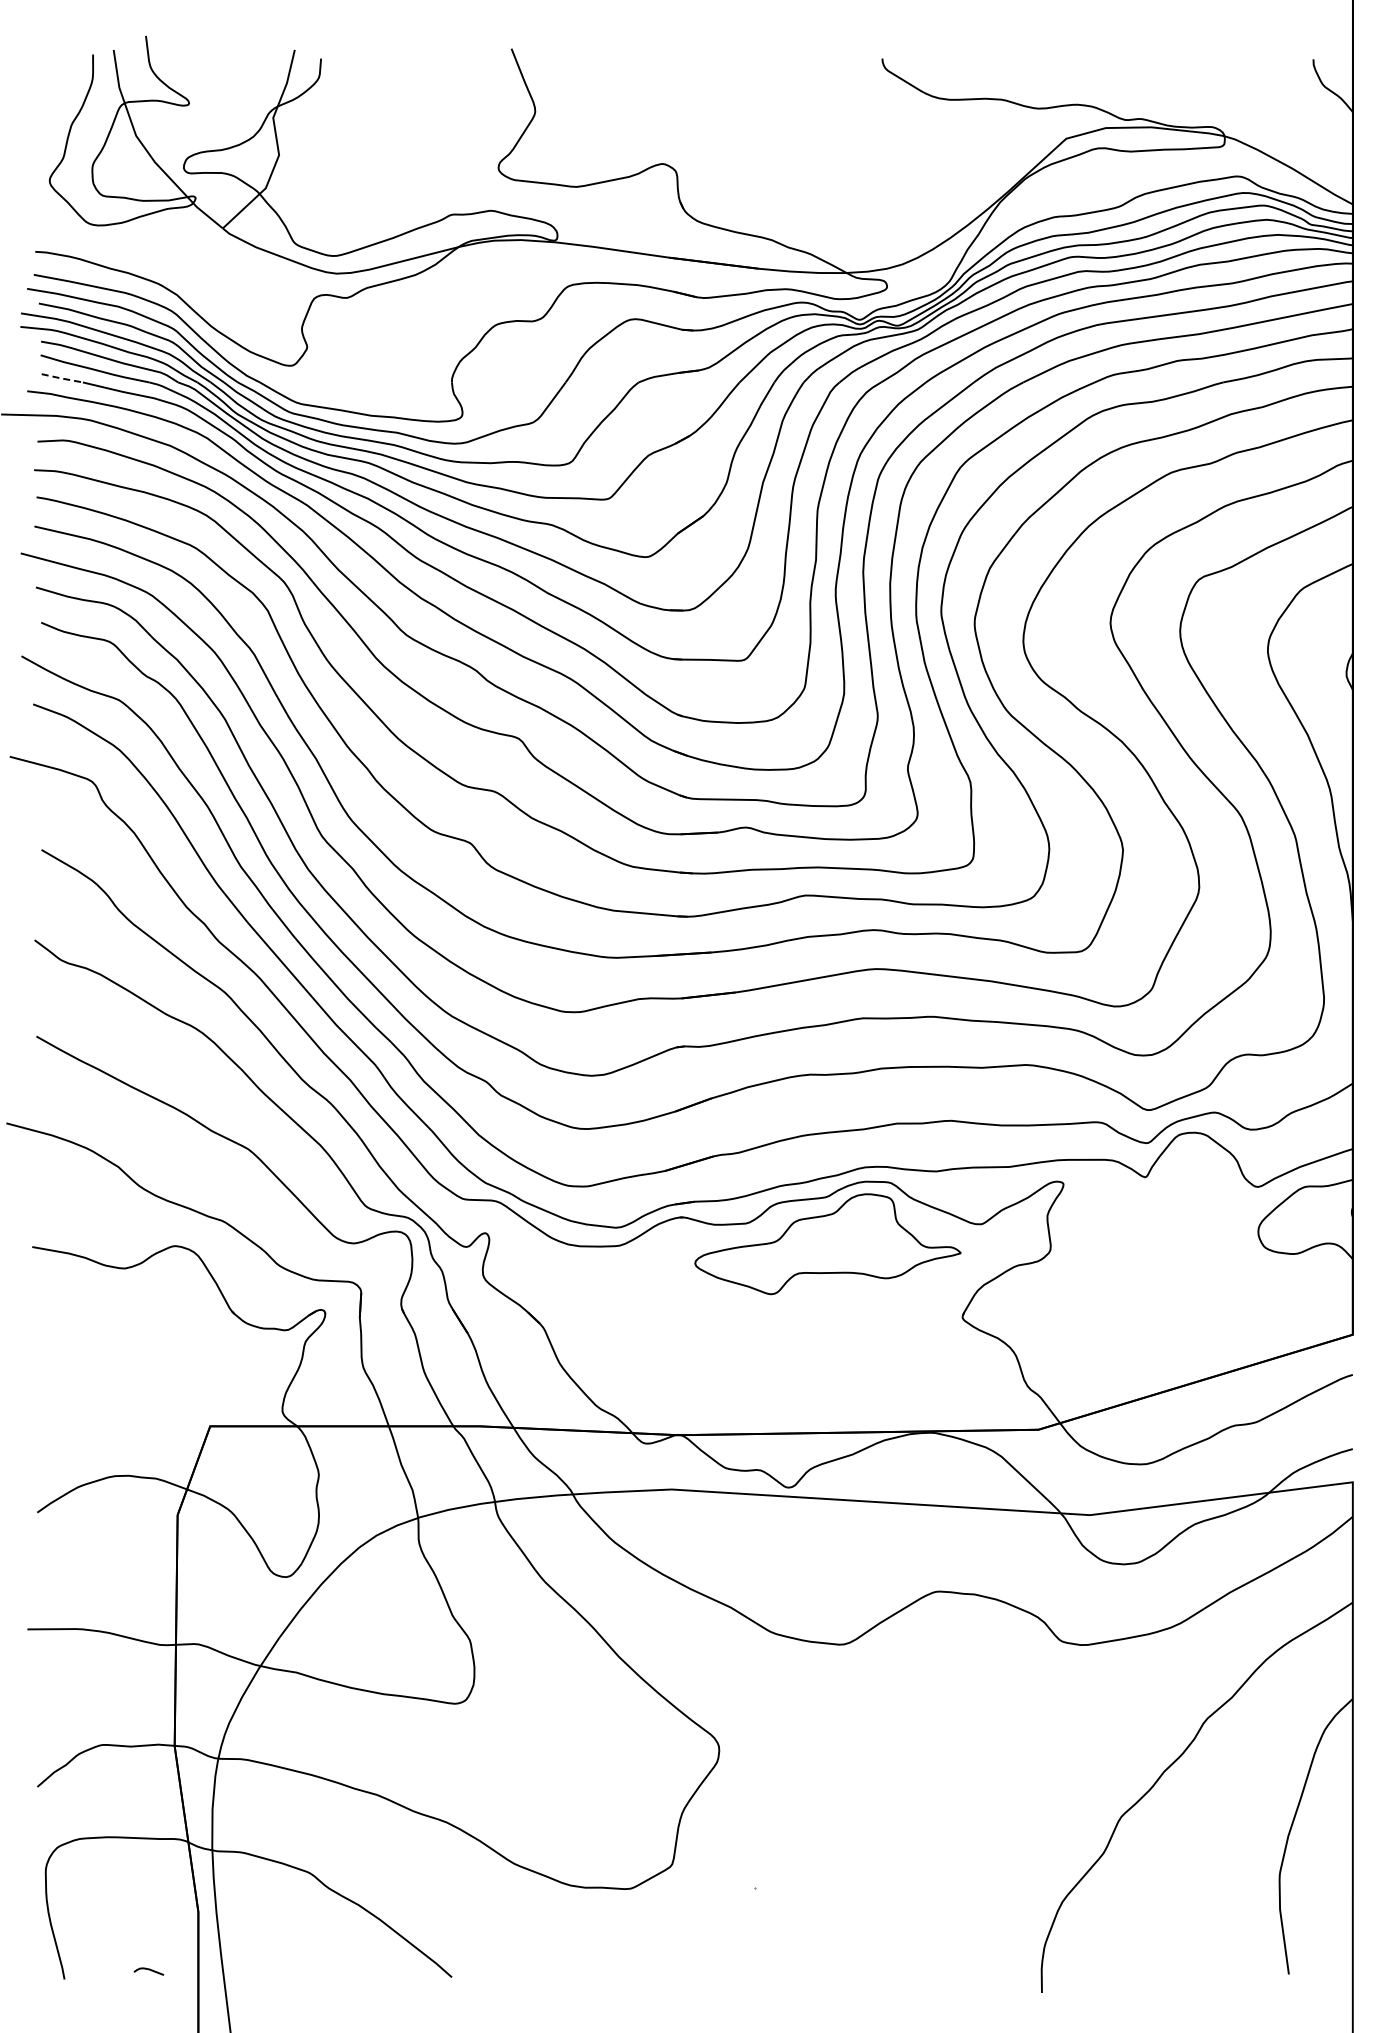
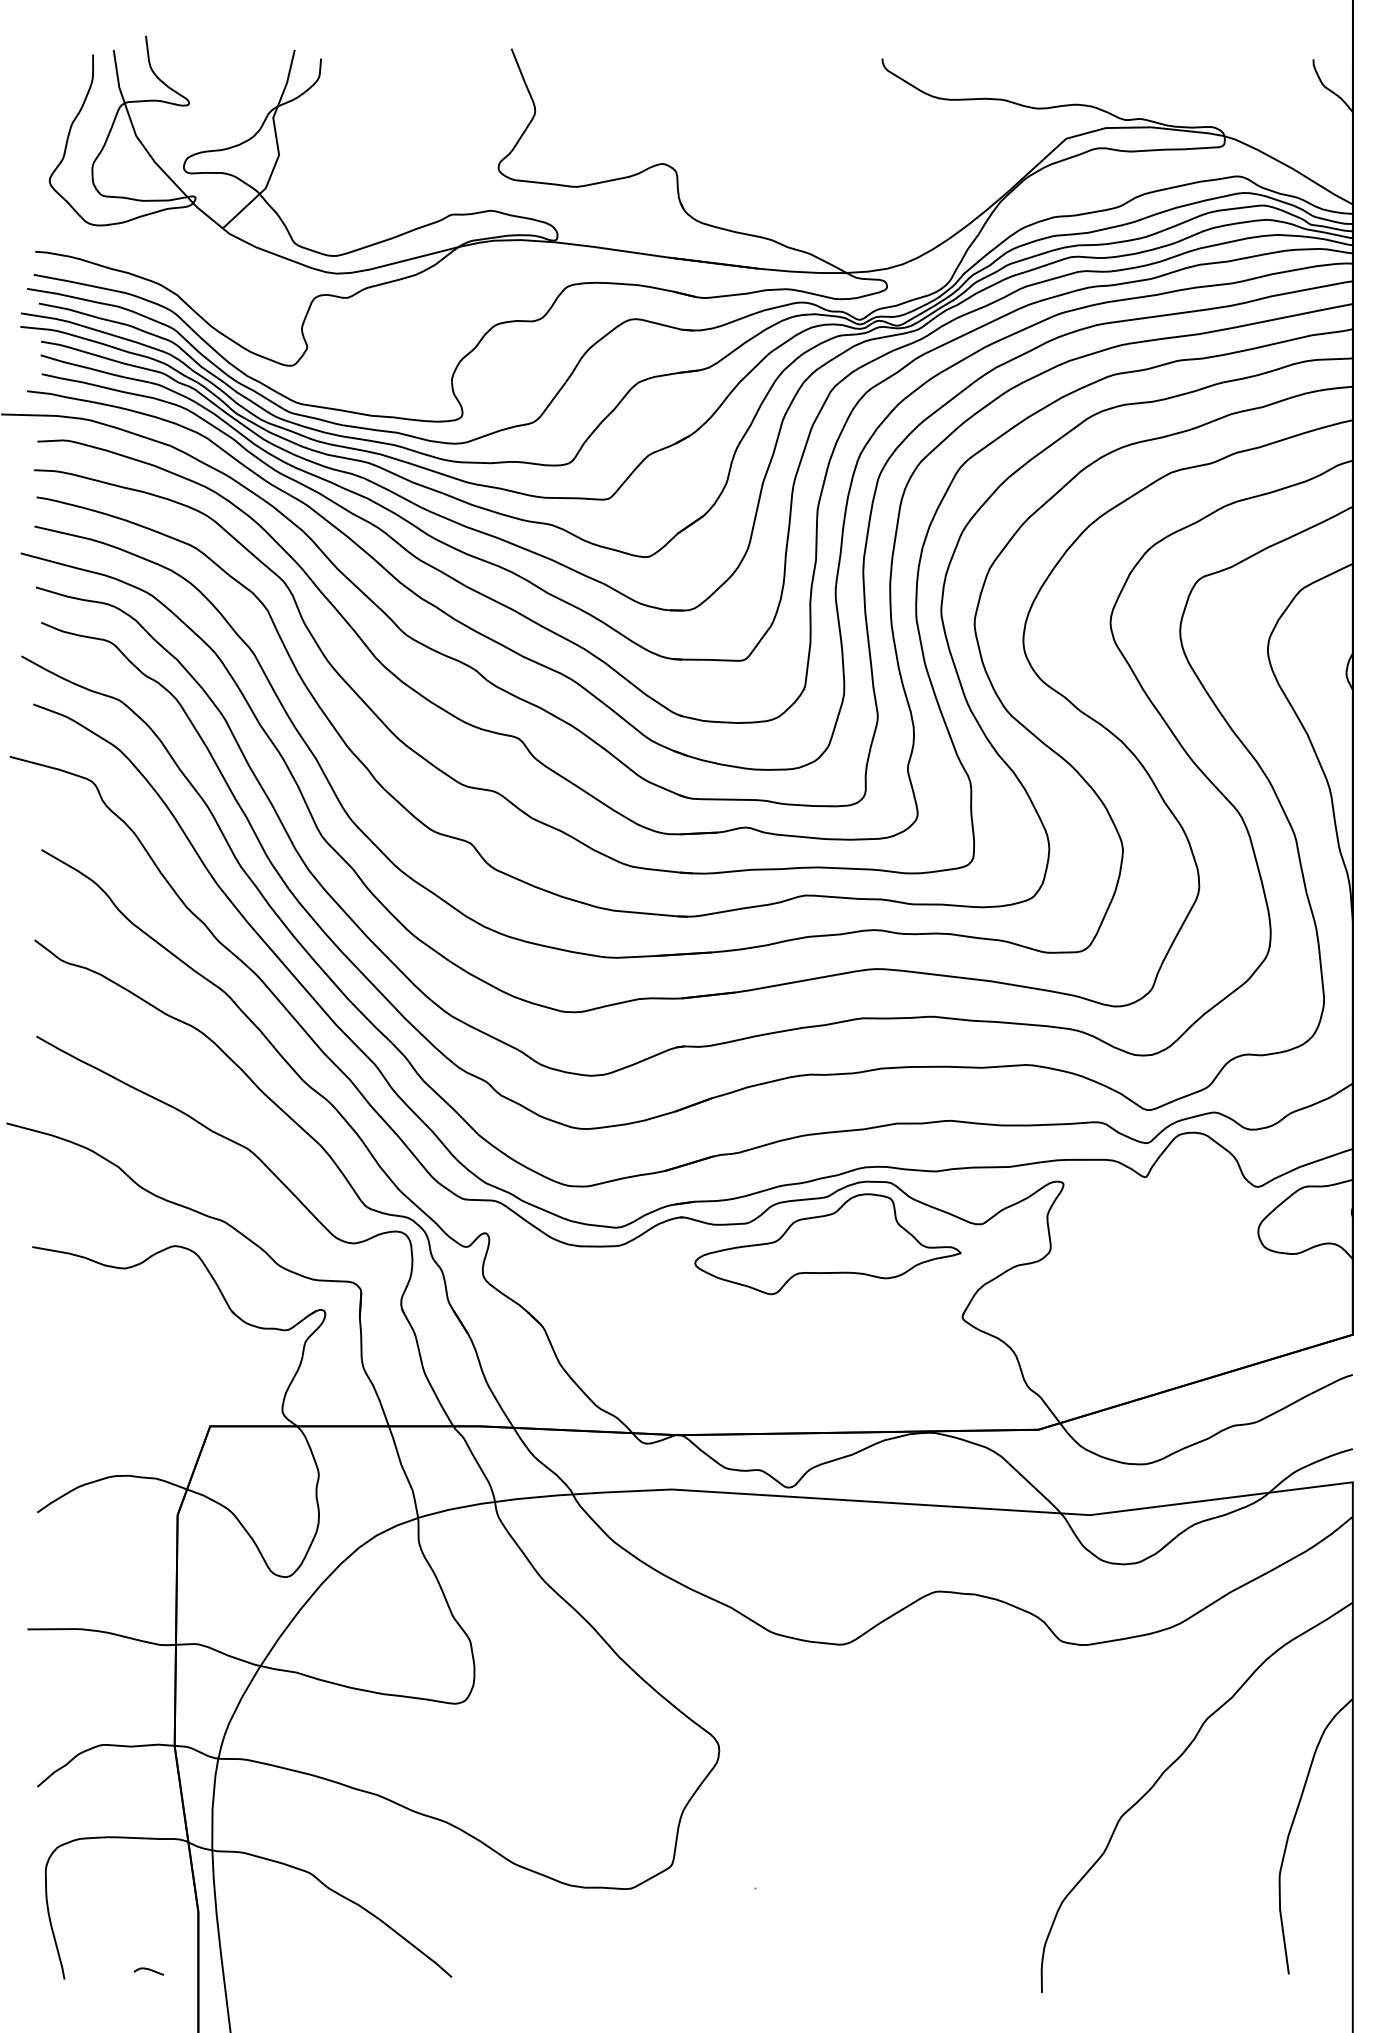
line: dashed -> solid (61, 378)
